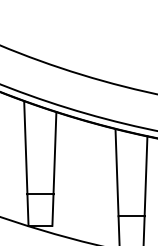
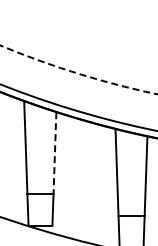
arc: solid -> dashed (78, 73)
line: solid -> dashed (54, 153)
